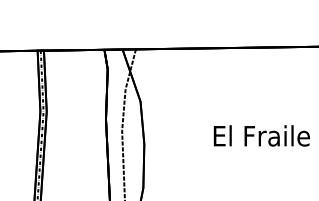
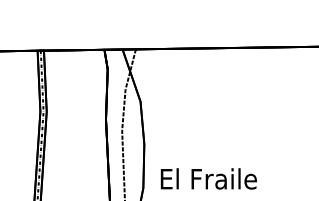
text position: (261, 135) -> (208, 178) (208, 178)
